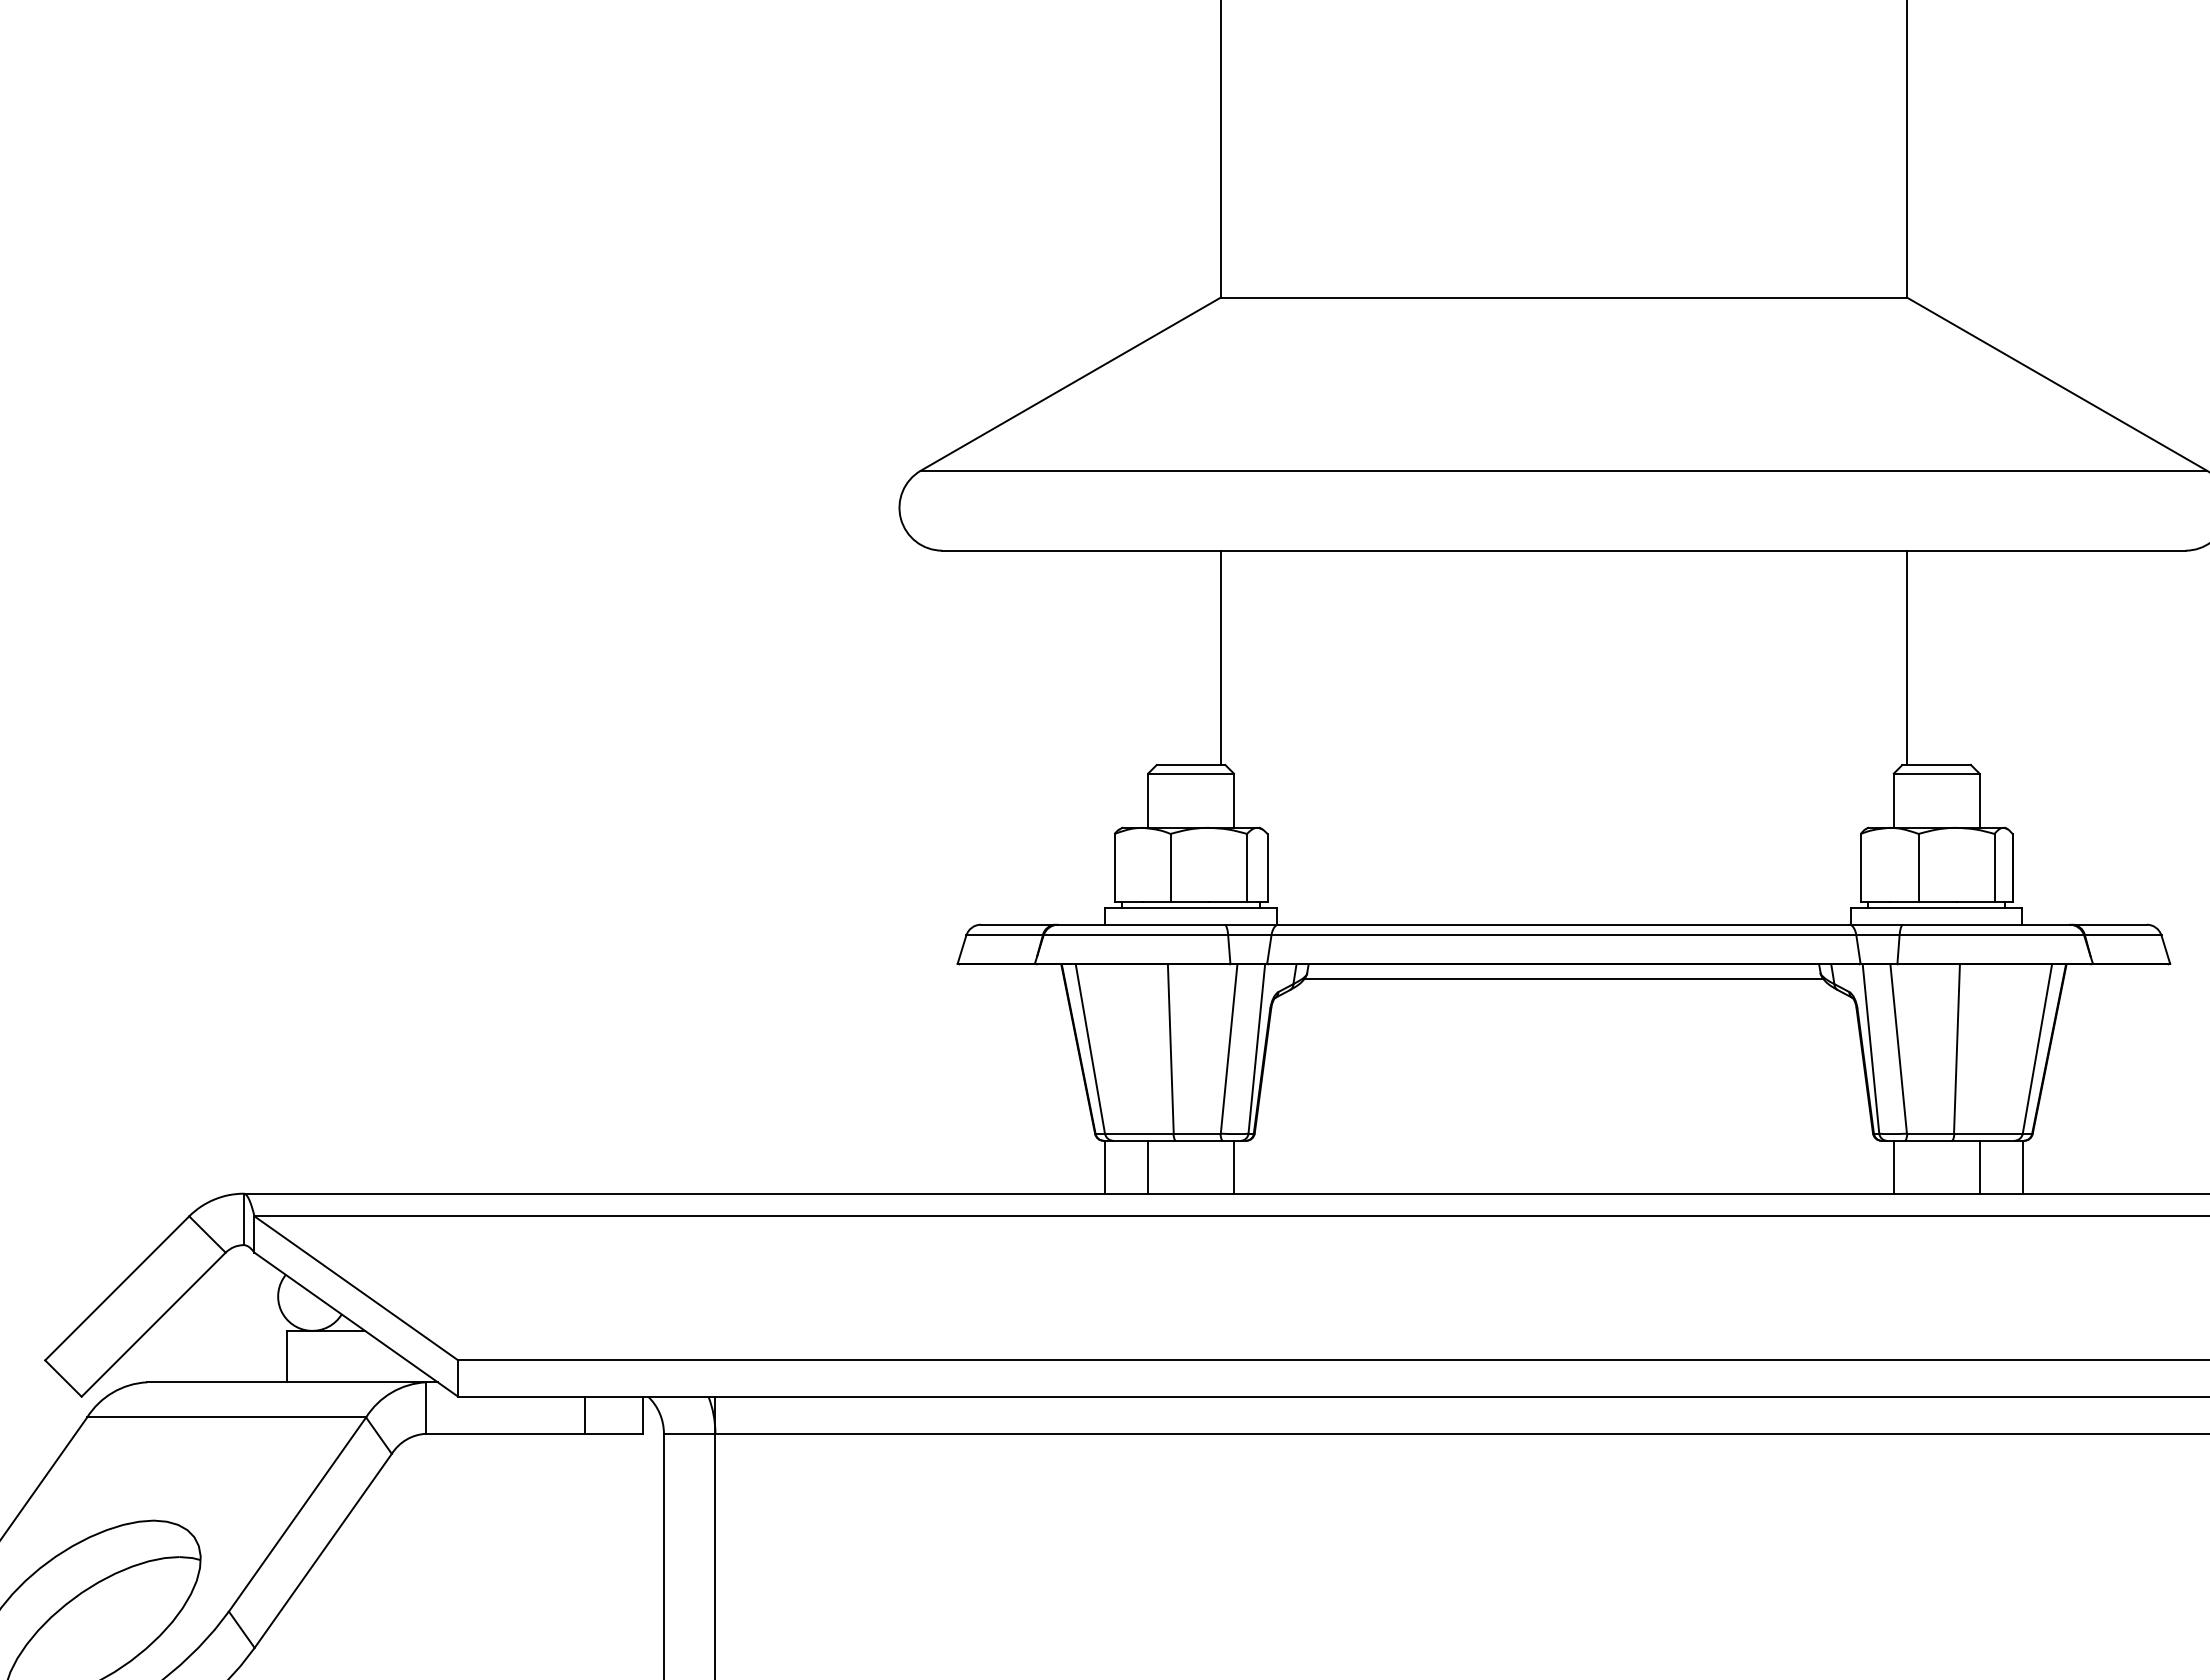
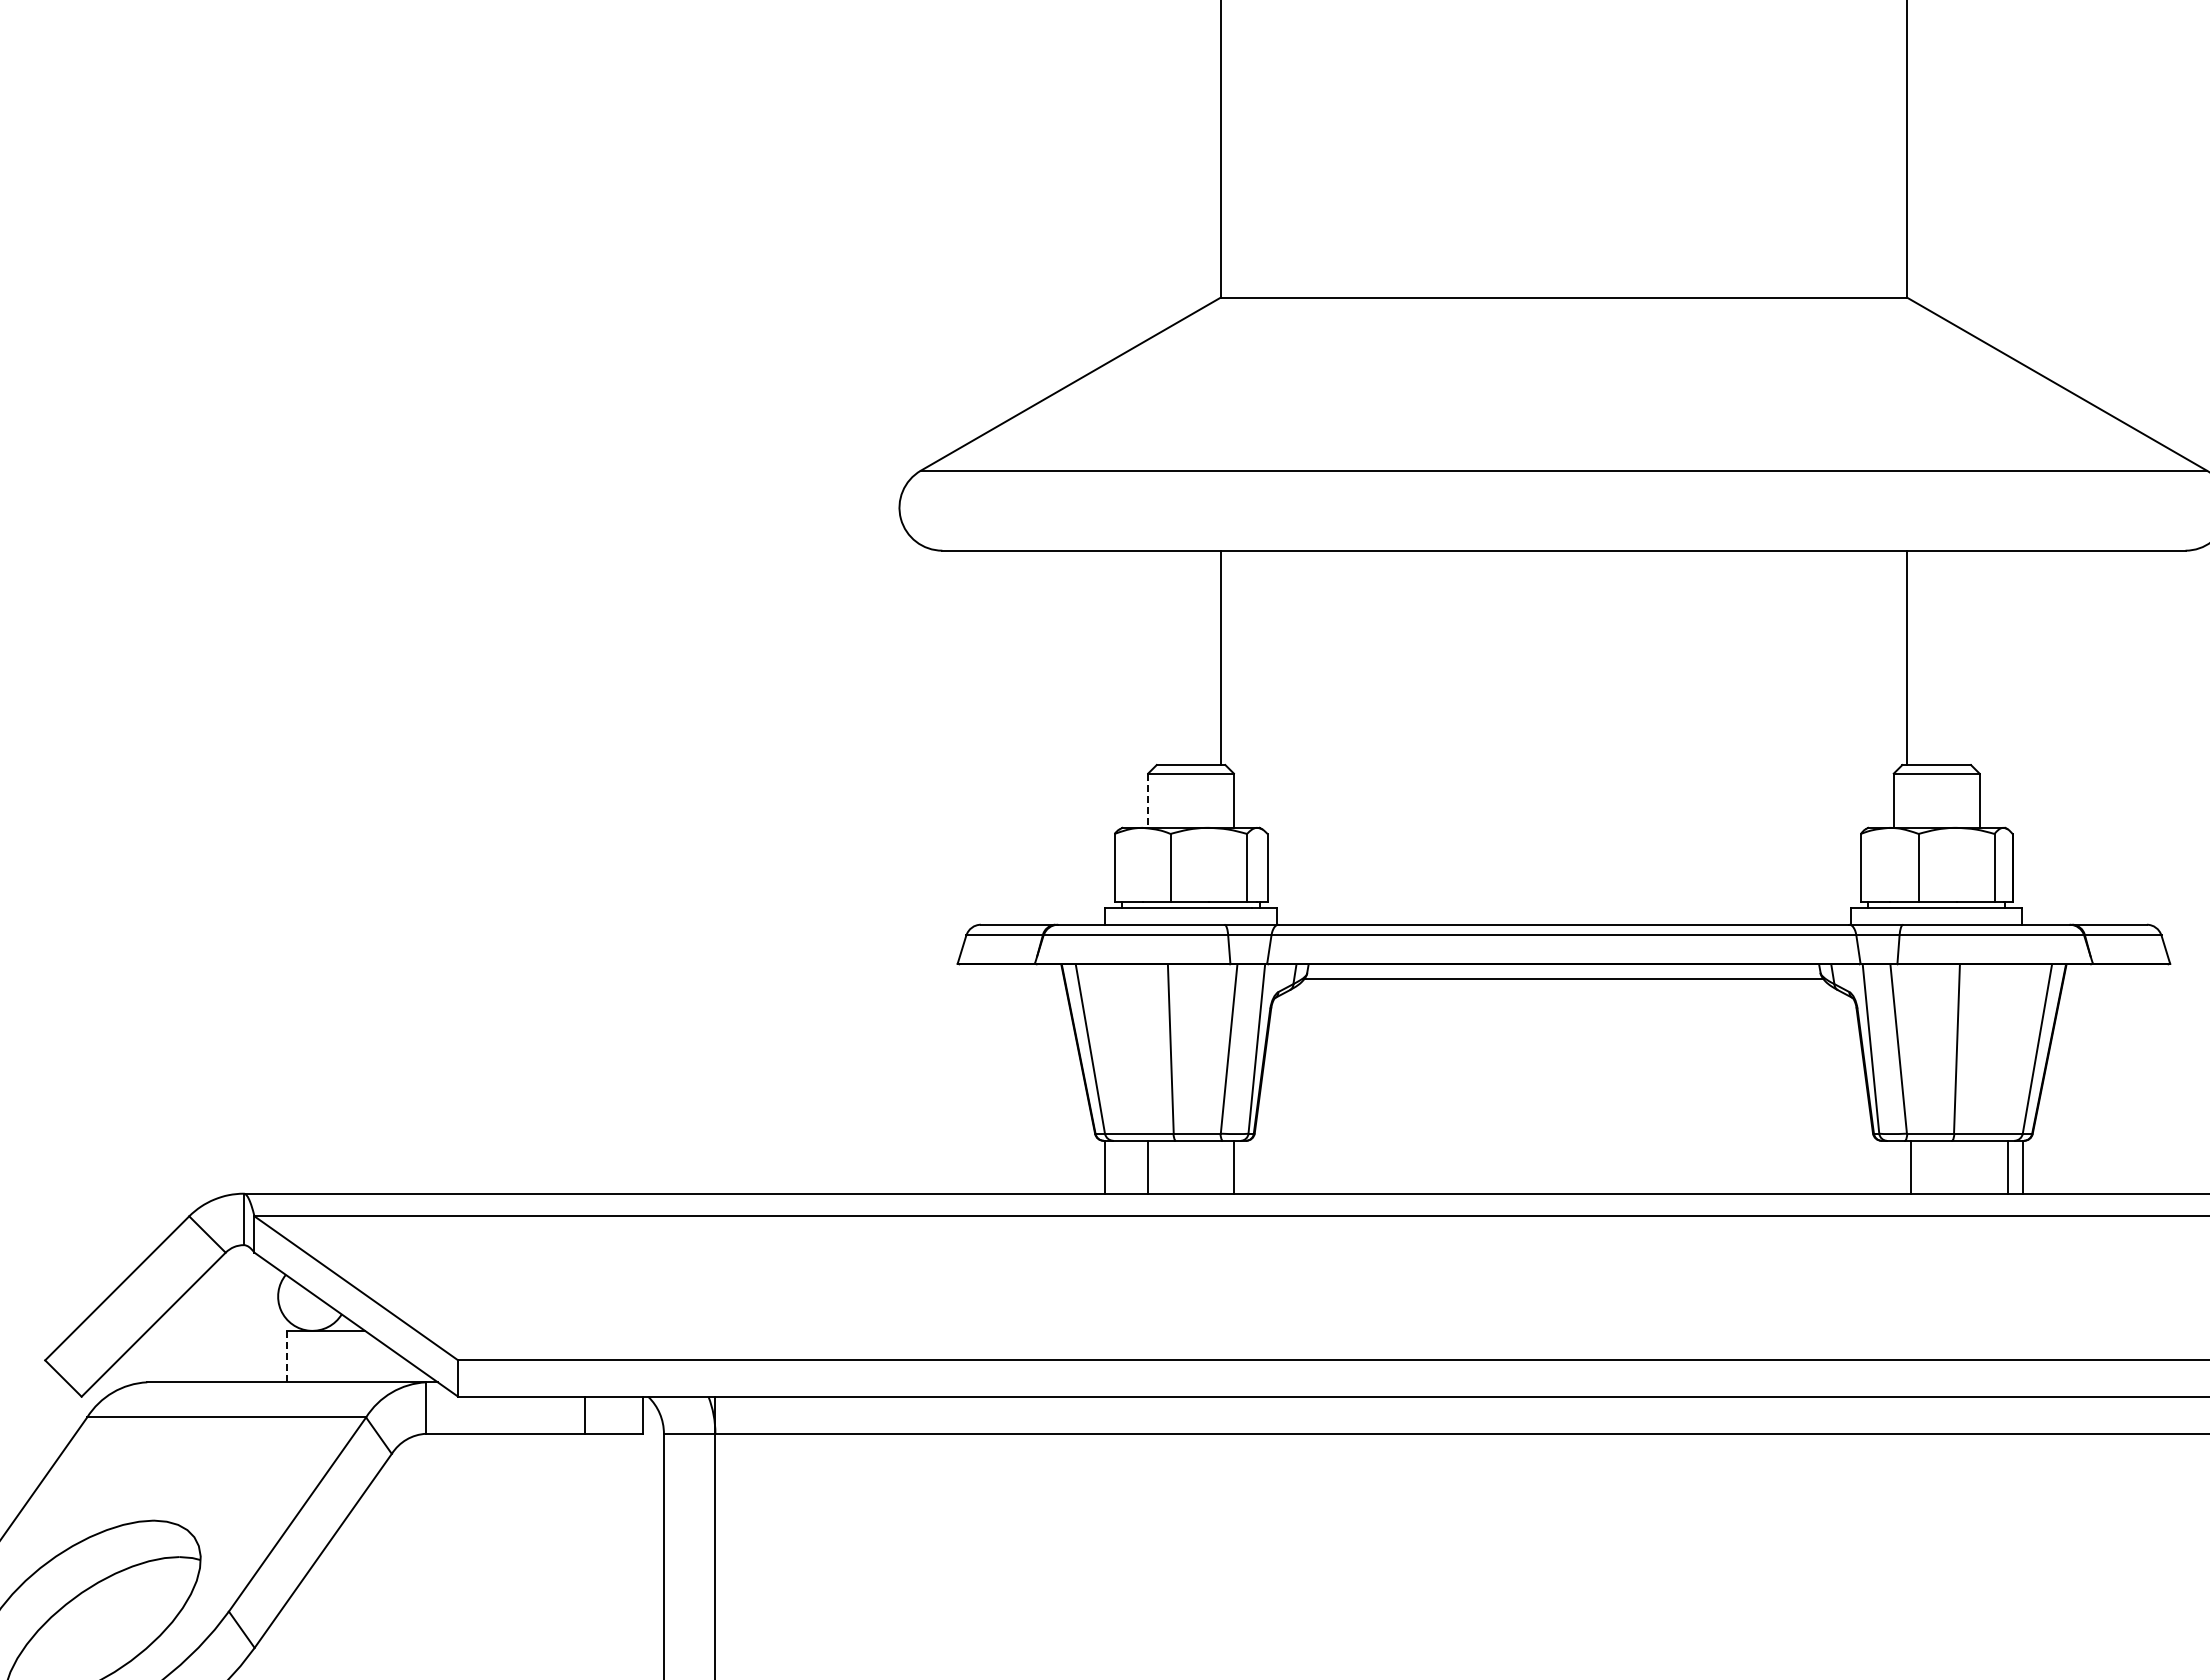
line: solid -> dashed (1148, 801)
line position: (1893, 1166) -> (1910, 1166) (1910, 1166)
line position: (1979, 1166) -> (2007, 1166) (2007, 1166)
line: solid -> dashed (286, 1356)
